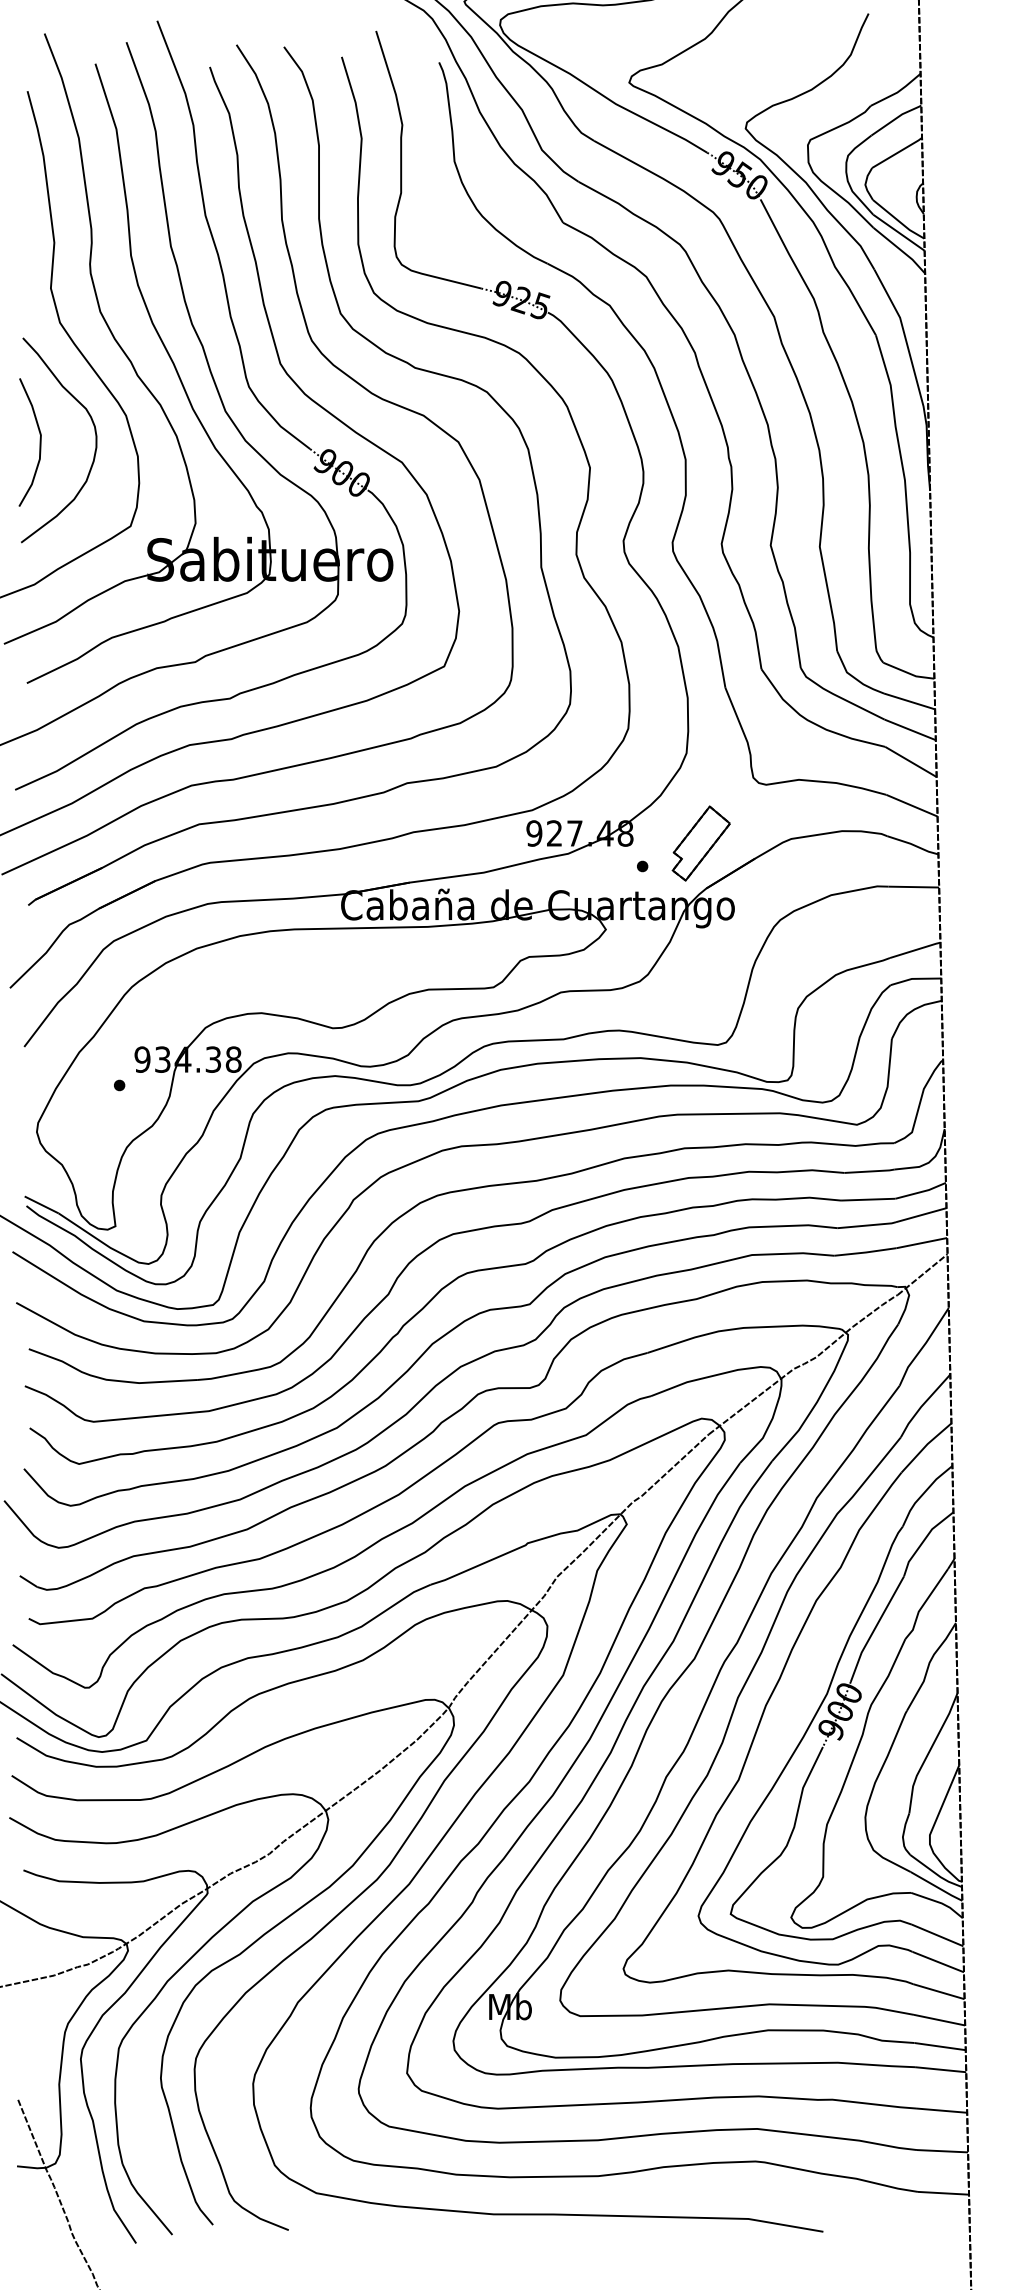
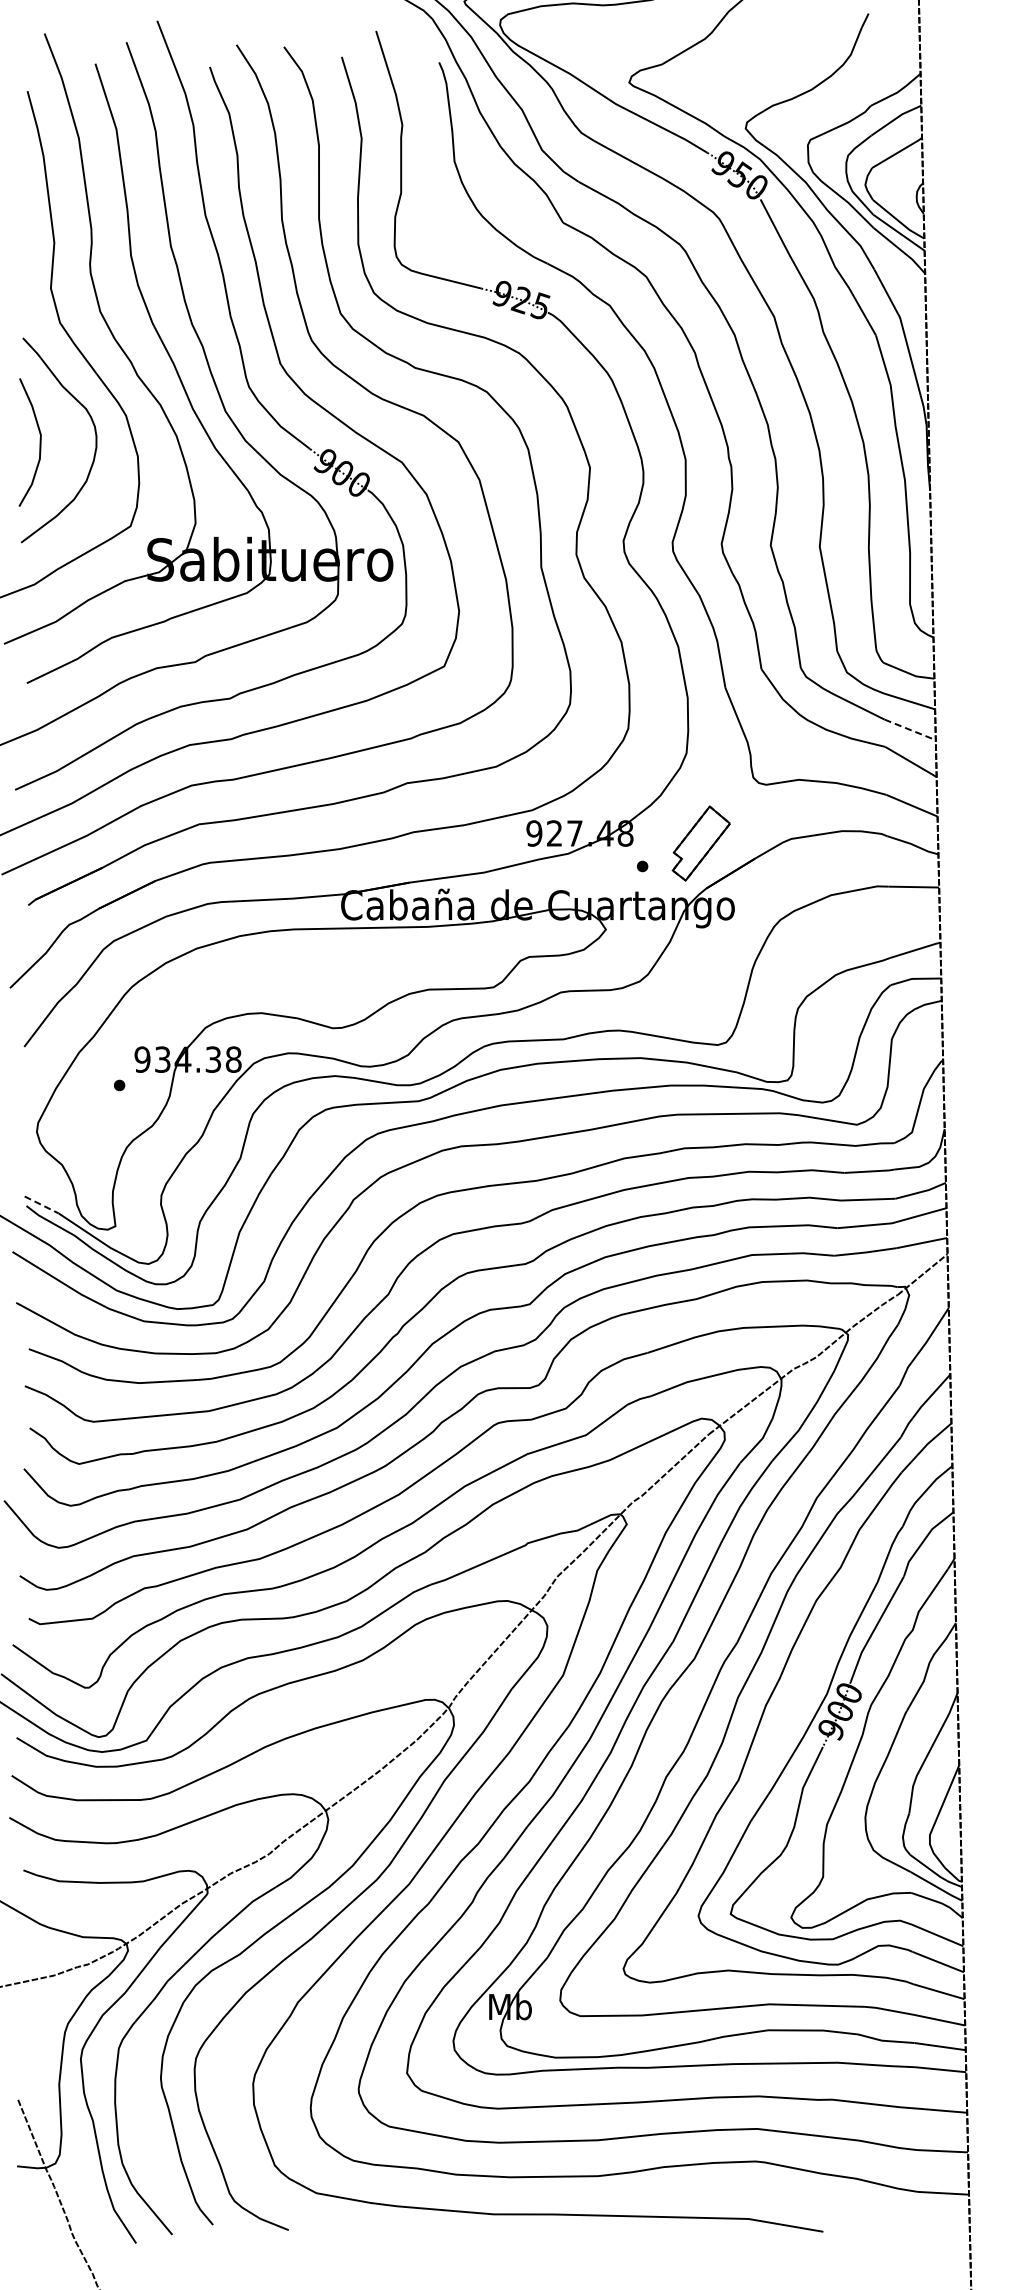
line: solid -> dashed (910, 729)
line: solid -> dashed (41, 1204)
